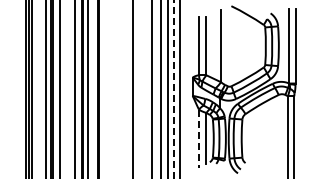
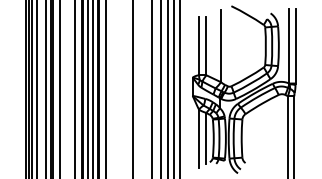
line: none -> present (37, 88)
line: none -> present (92, 88)
line: none -> present (106, 88)
line: dashed -> solid (173, 89)
line: dashed -> solid (199, 138)
